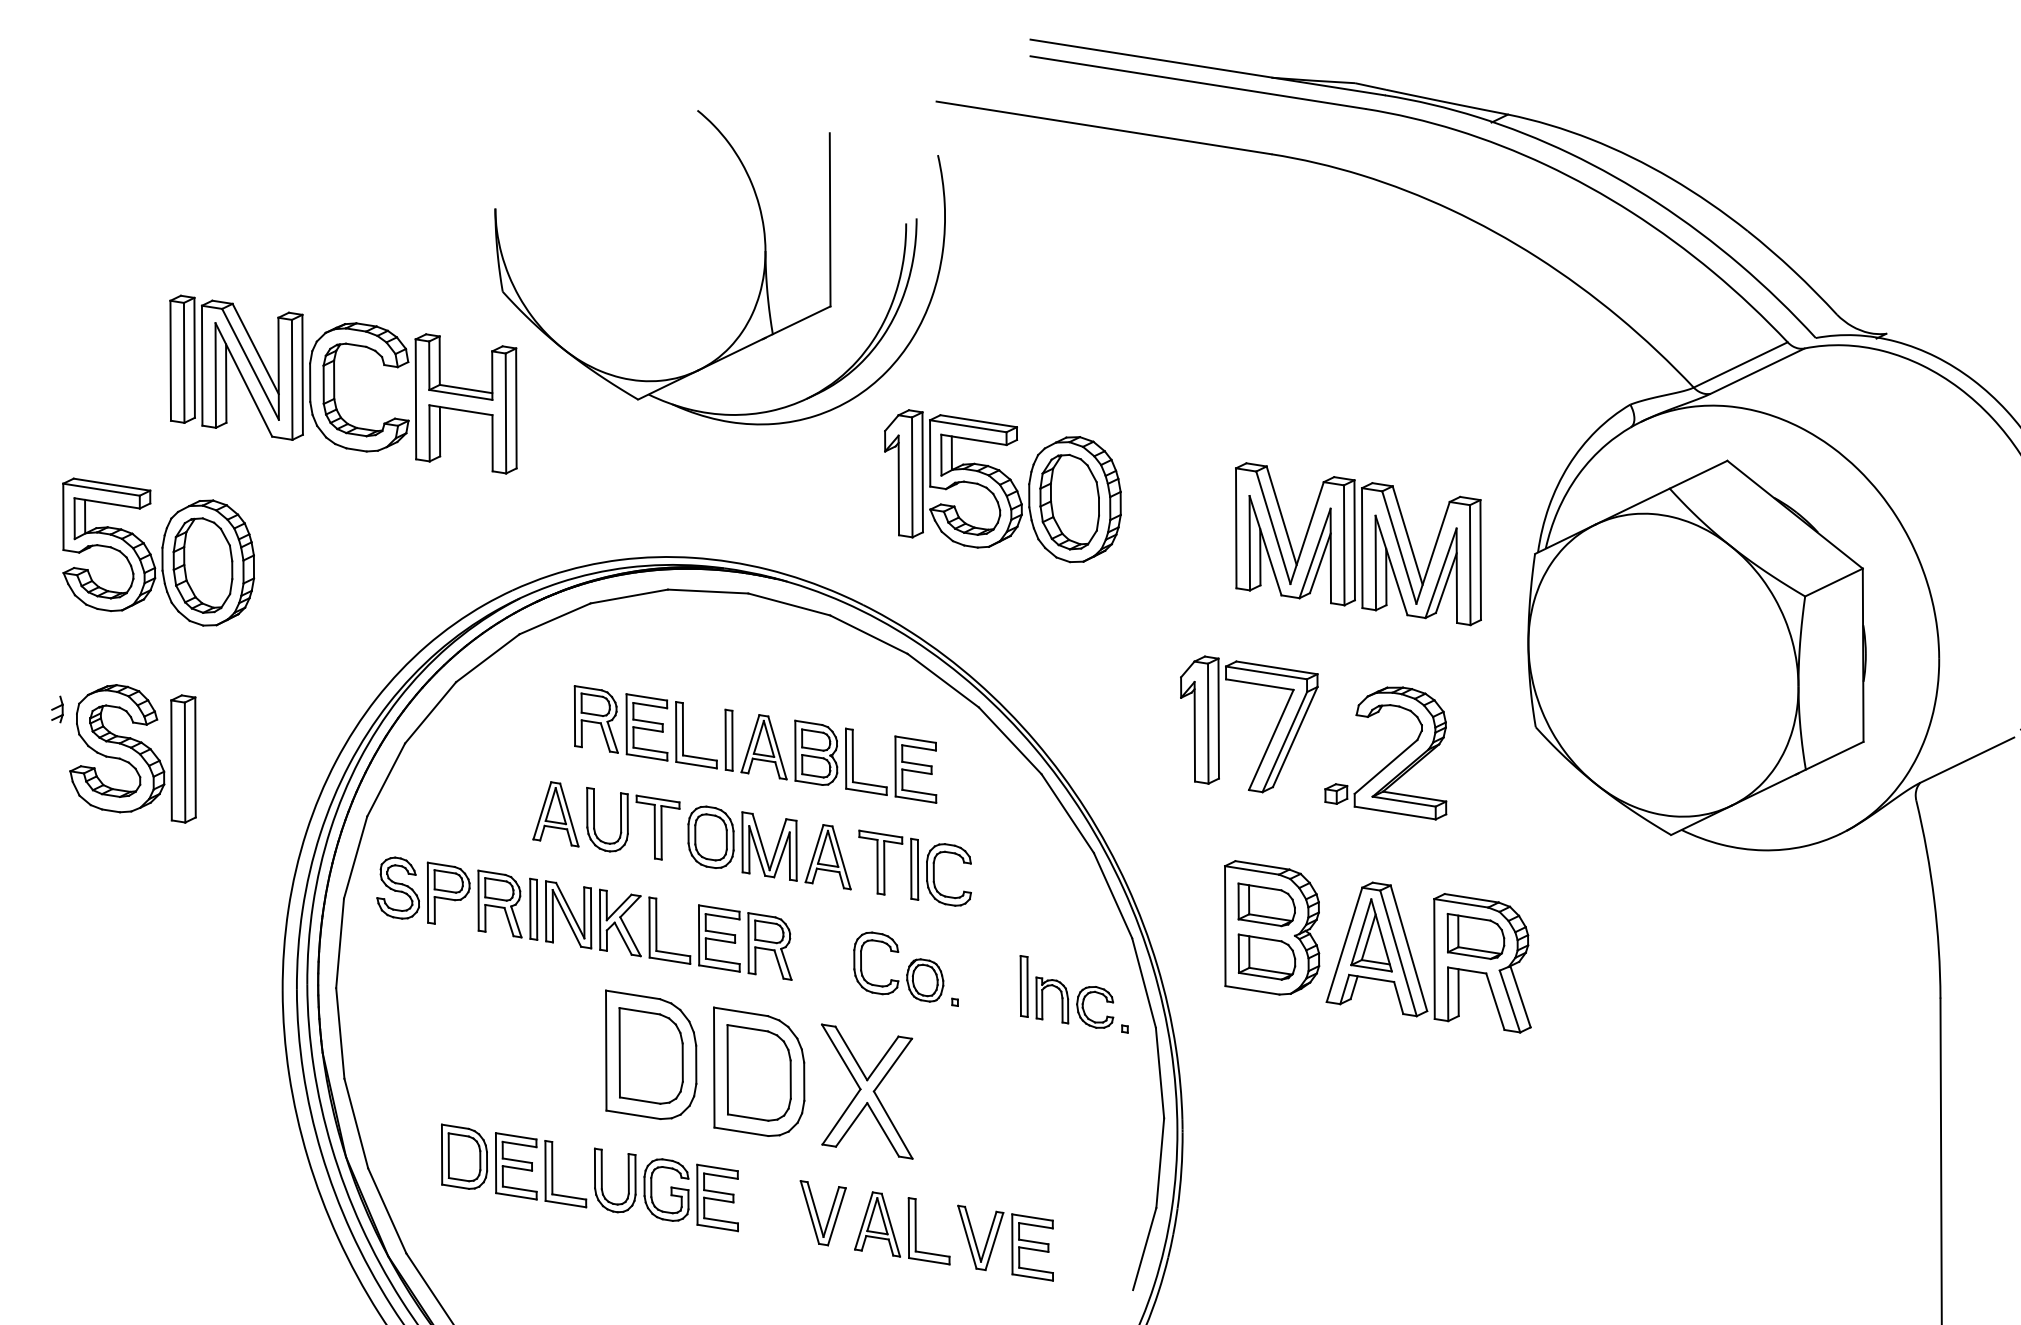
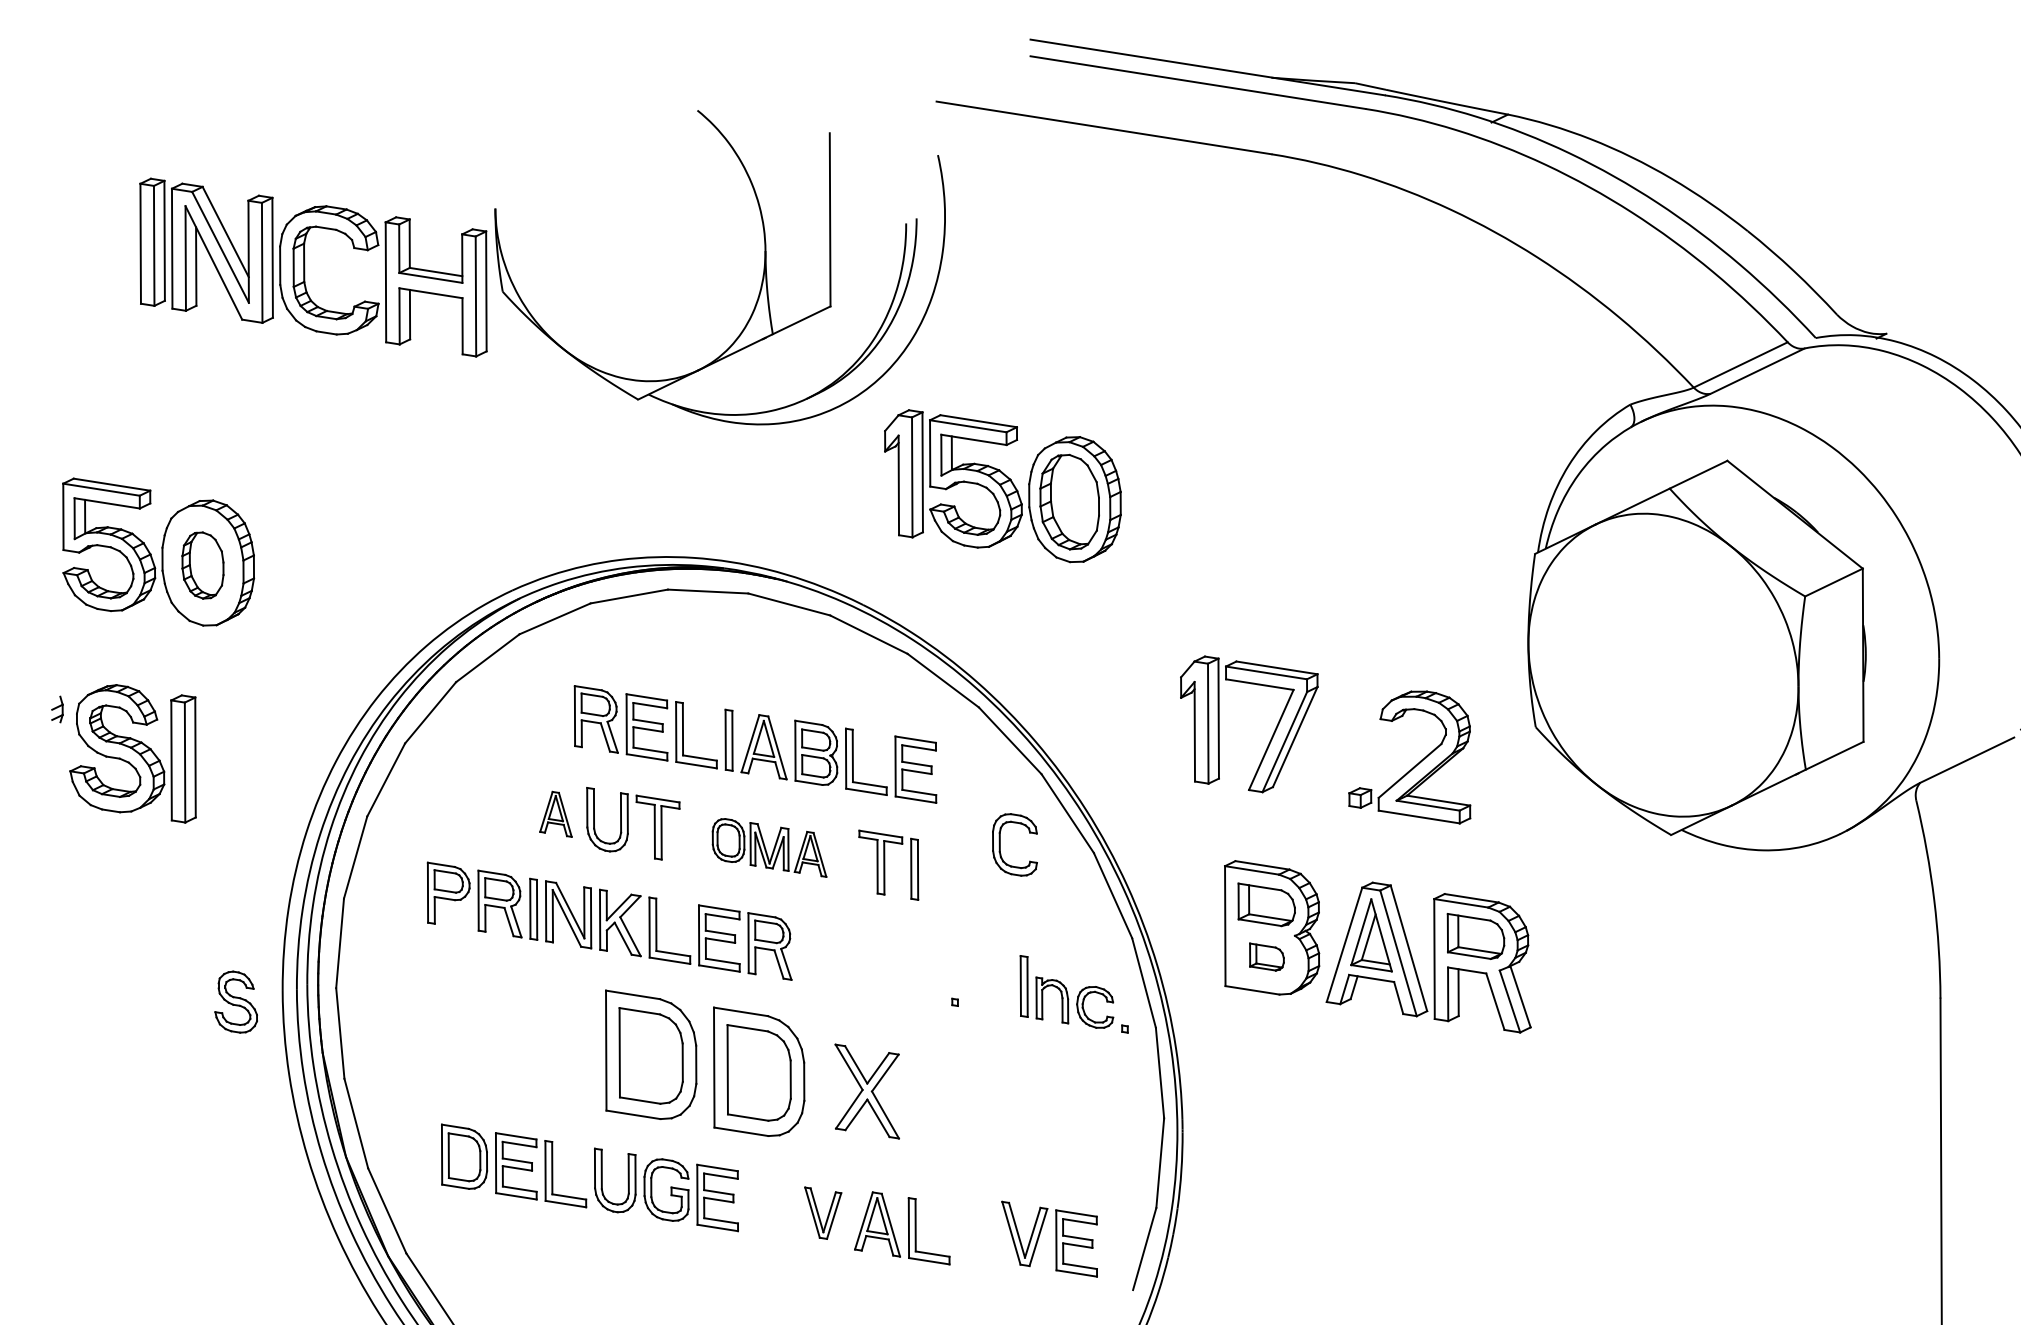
part position: (335, 384) -> (305, 267) (305, 267)
part: present -> none (1358, 544)
part size: 62x97 px -> 44x69 px (202, 565)
part position: (1390, 761) -> (1414, 765) (1414, 765)
part size: 48x67 px -> 34x48 px (555, 813)
part size: 165x86 px -> 117x60 px (769, 847)
part position: (934, 874) -> (1000, 844) (1000, 844)
part position: (397, 887) -> (235, 1001) (235, 1001)
part size: 60x48 px -> 36x30 px (1266, 956)
part: present -> none (907, 968)
part size: 93x137 px -> 66x97 px (866, 1091)
part size: 48x67 px -> 39x54 px (823, 1212)
part position: (1005, 1242) -> (1049, 1238) (1049, 1238)
